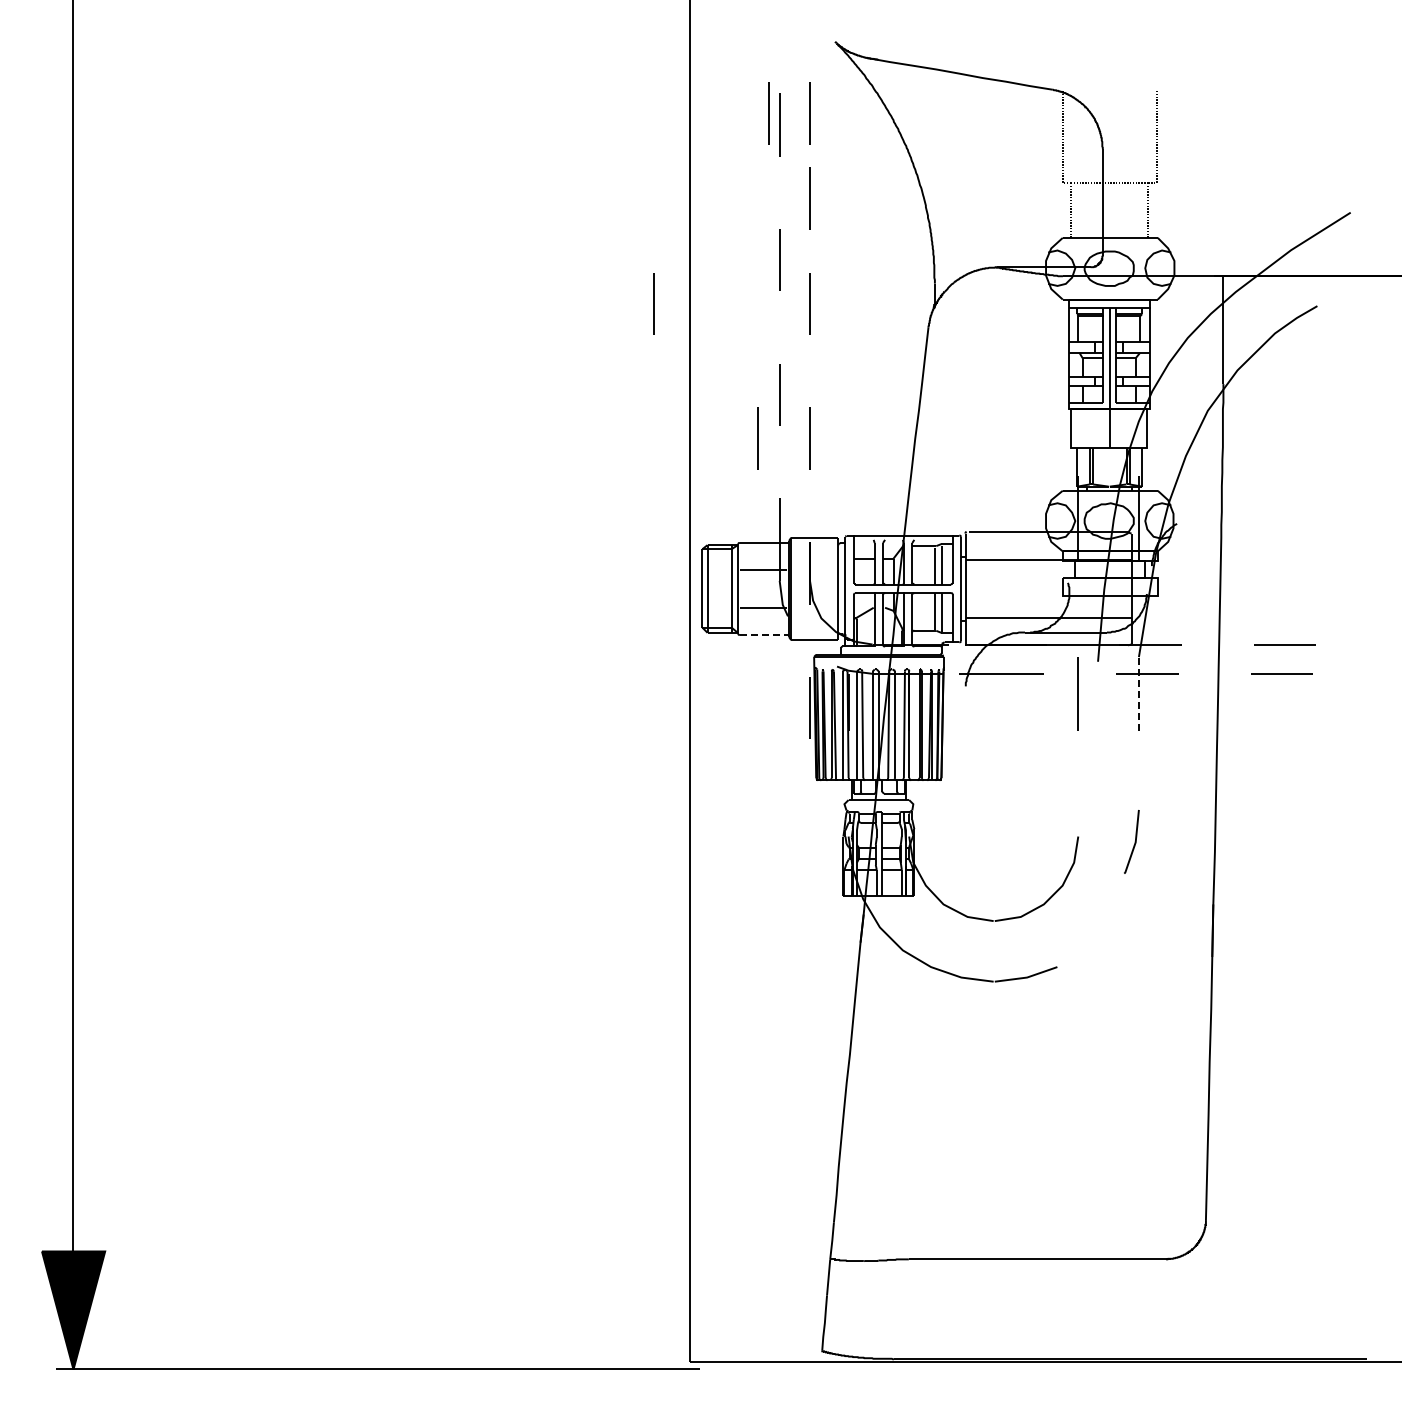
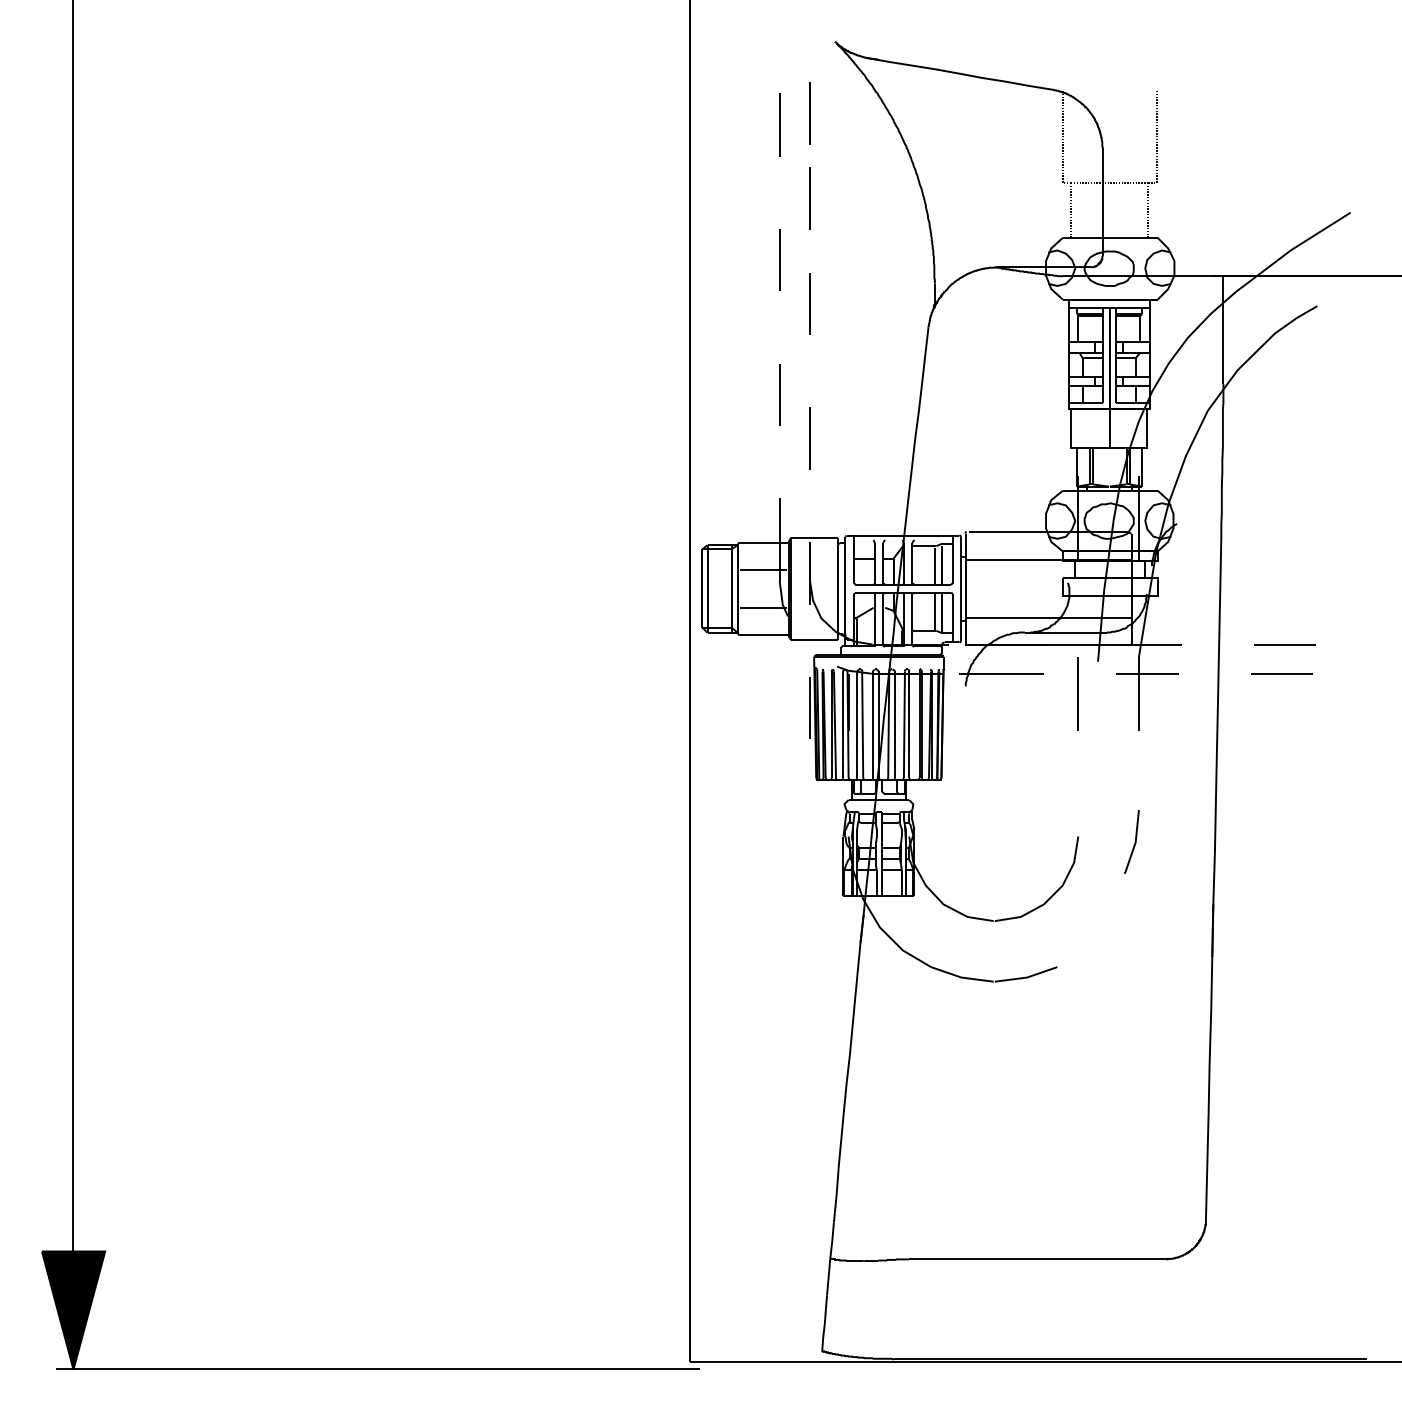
line: present -> none (768, 113)
line: present -> none (653, 303)
line: present -> none (757, 438)
line: dashed -> solid (764, 634)
line: dashed -> solid (1138, 693)
